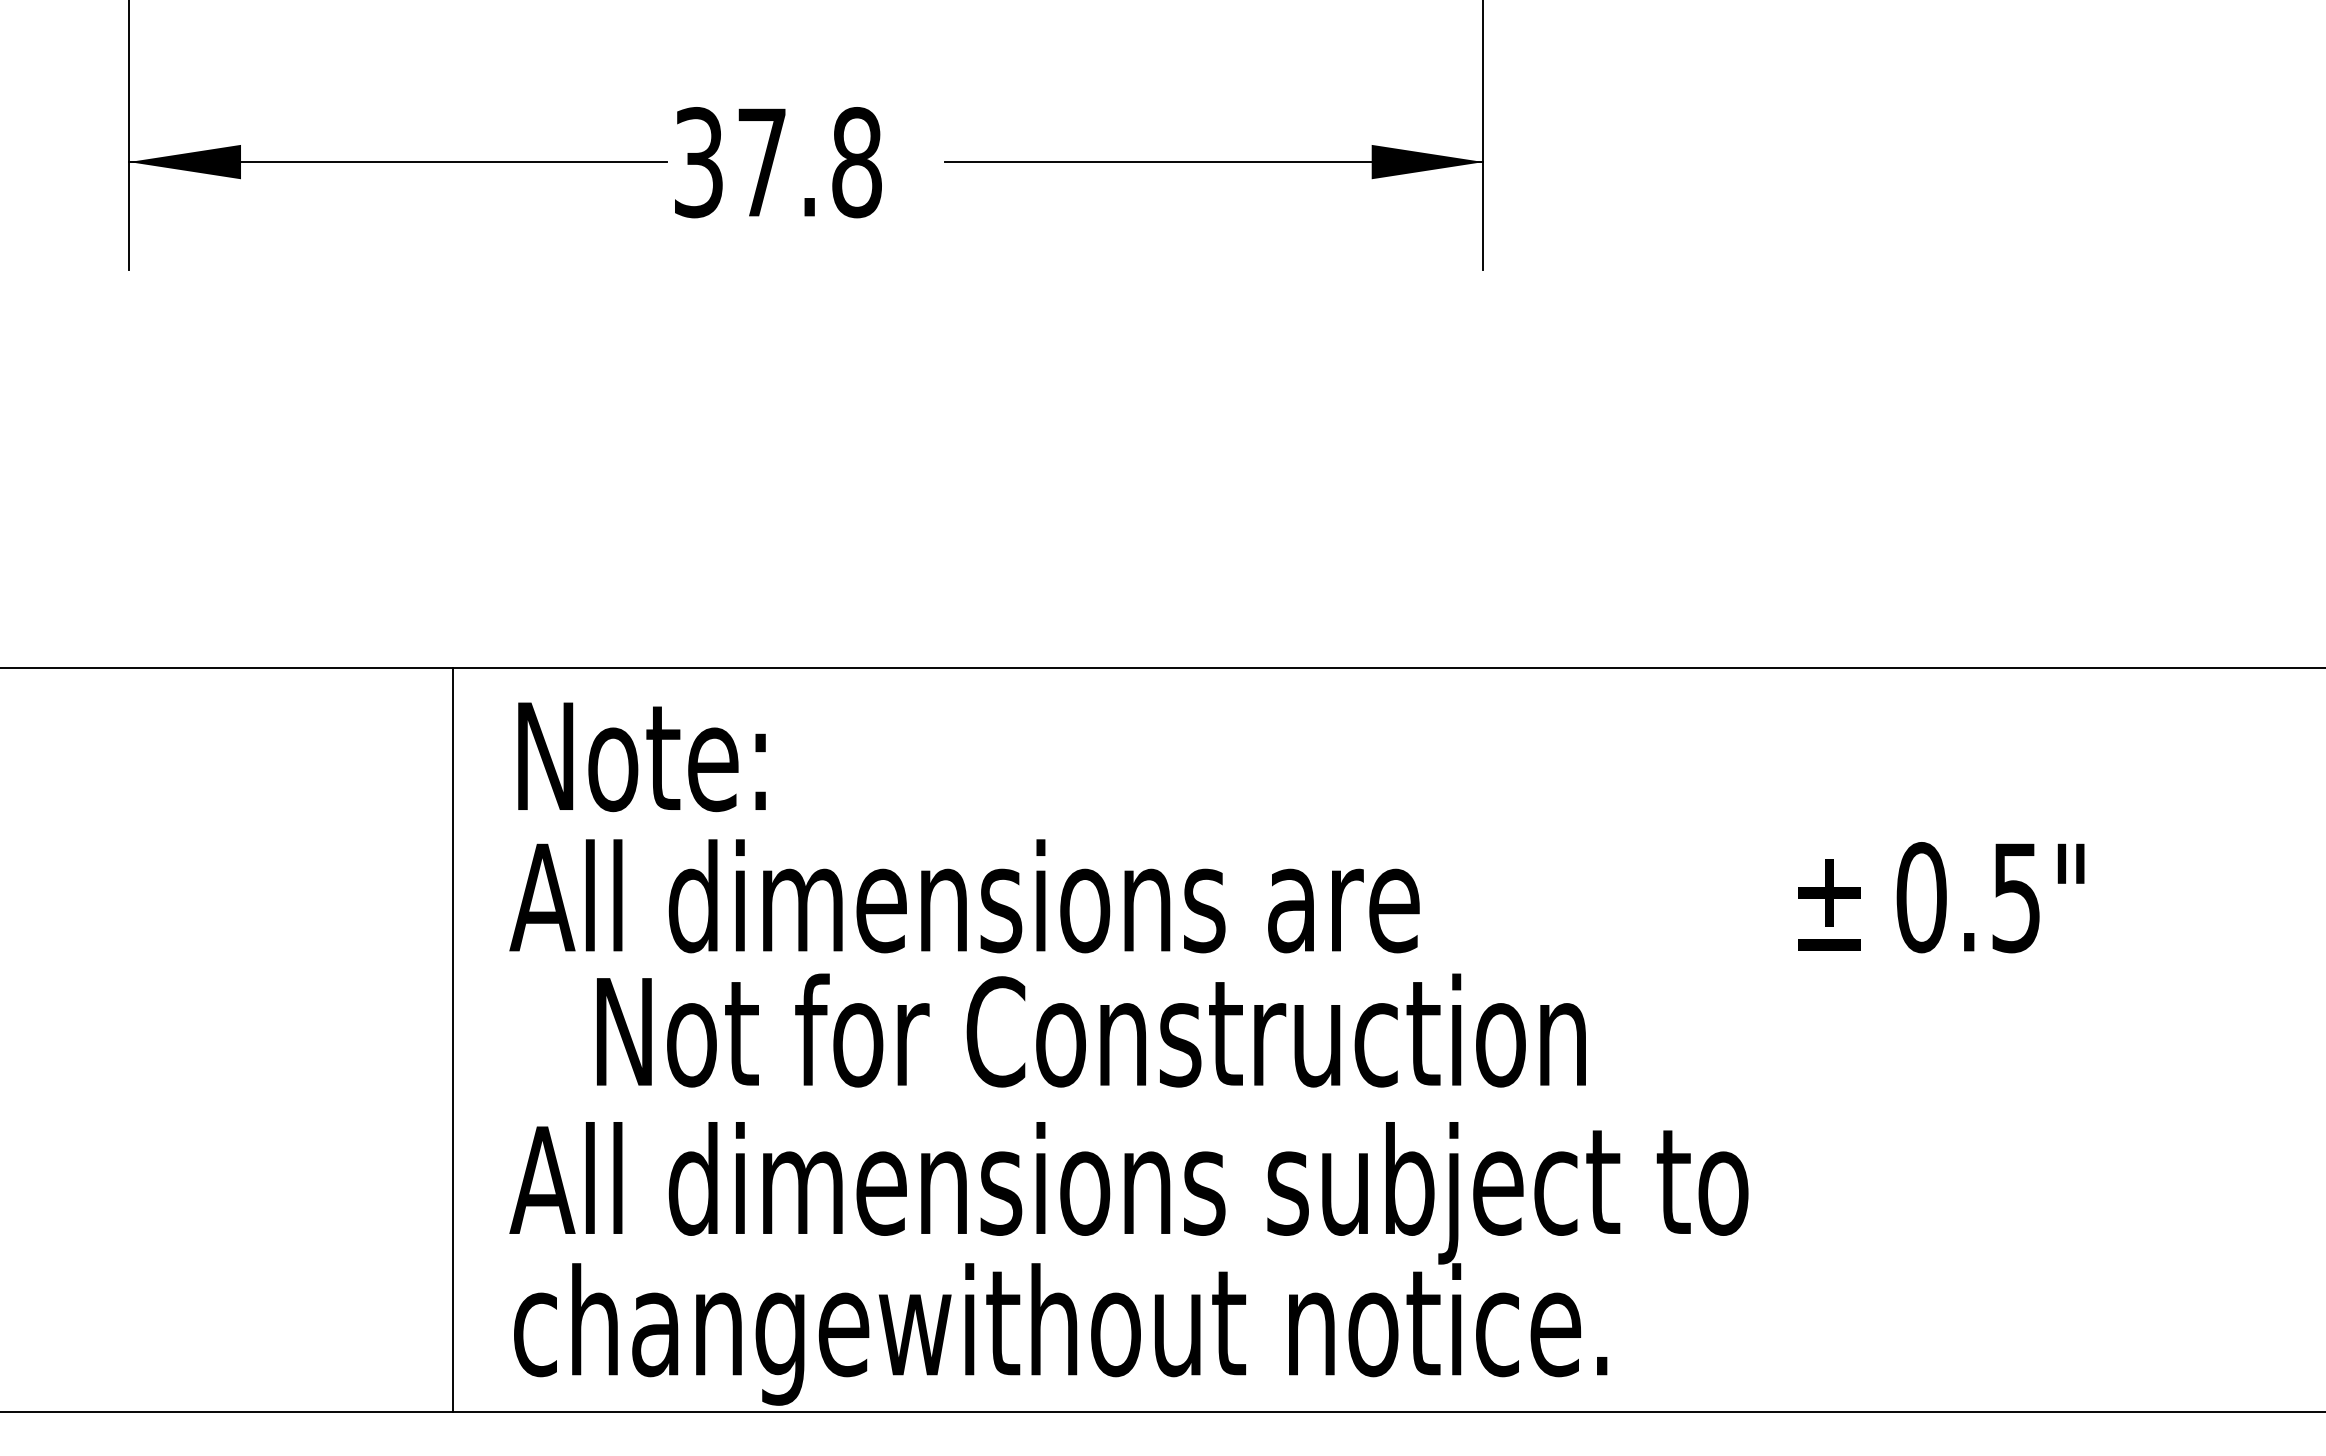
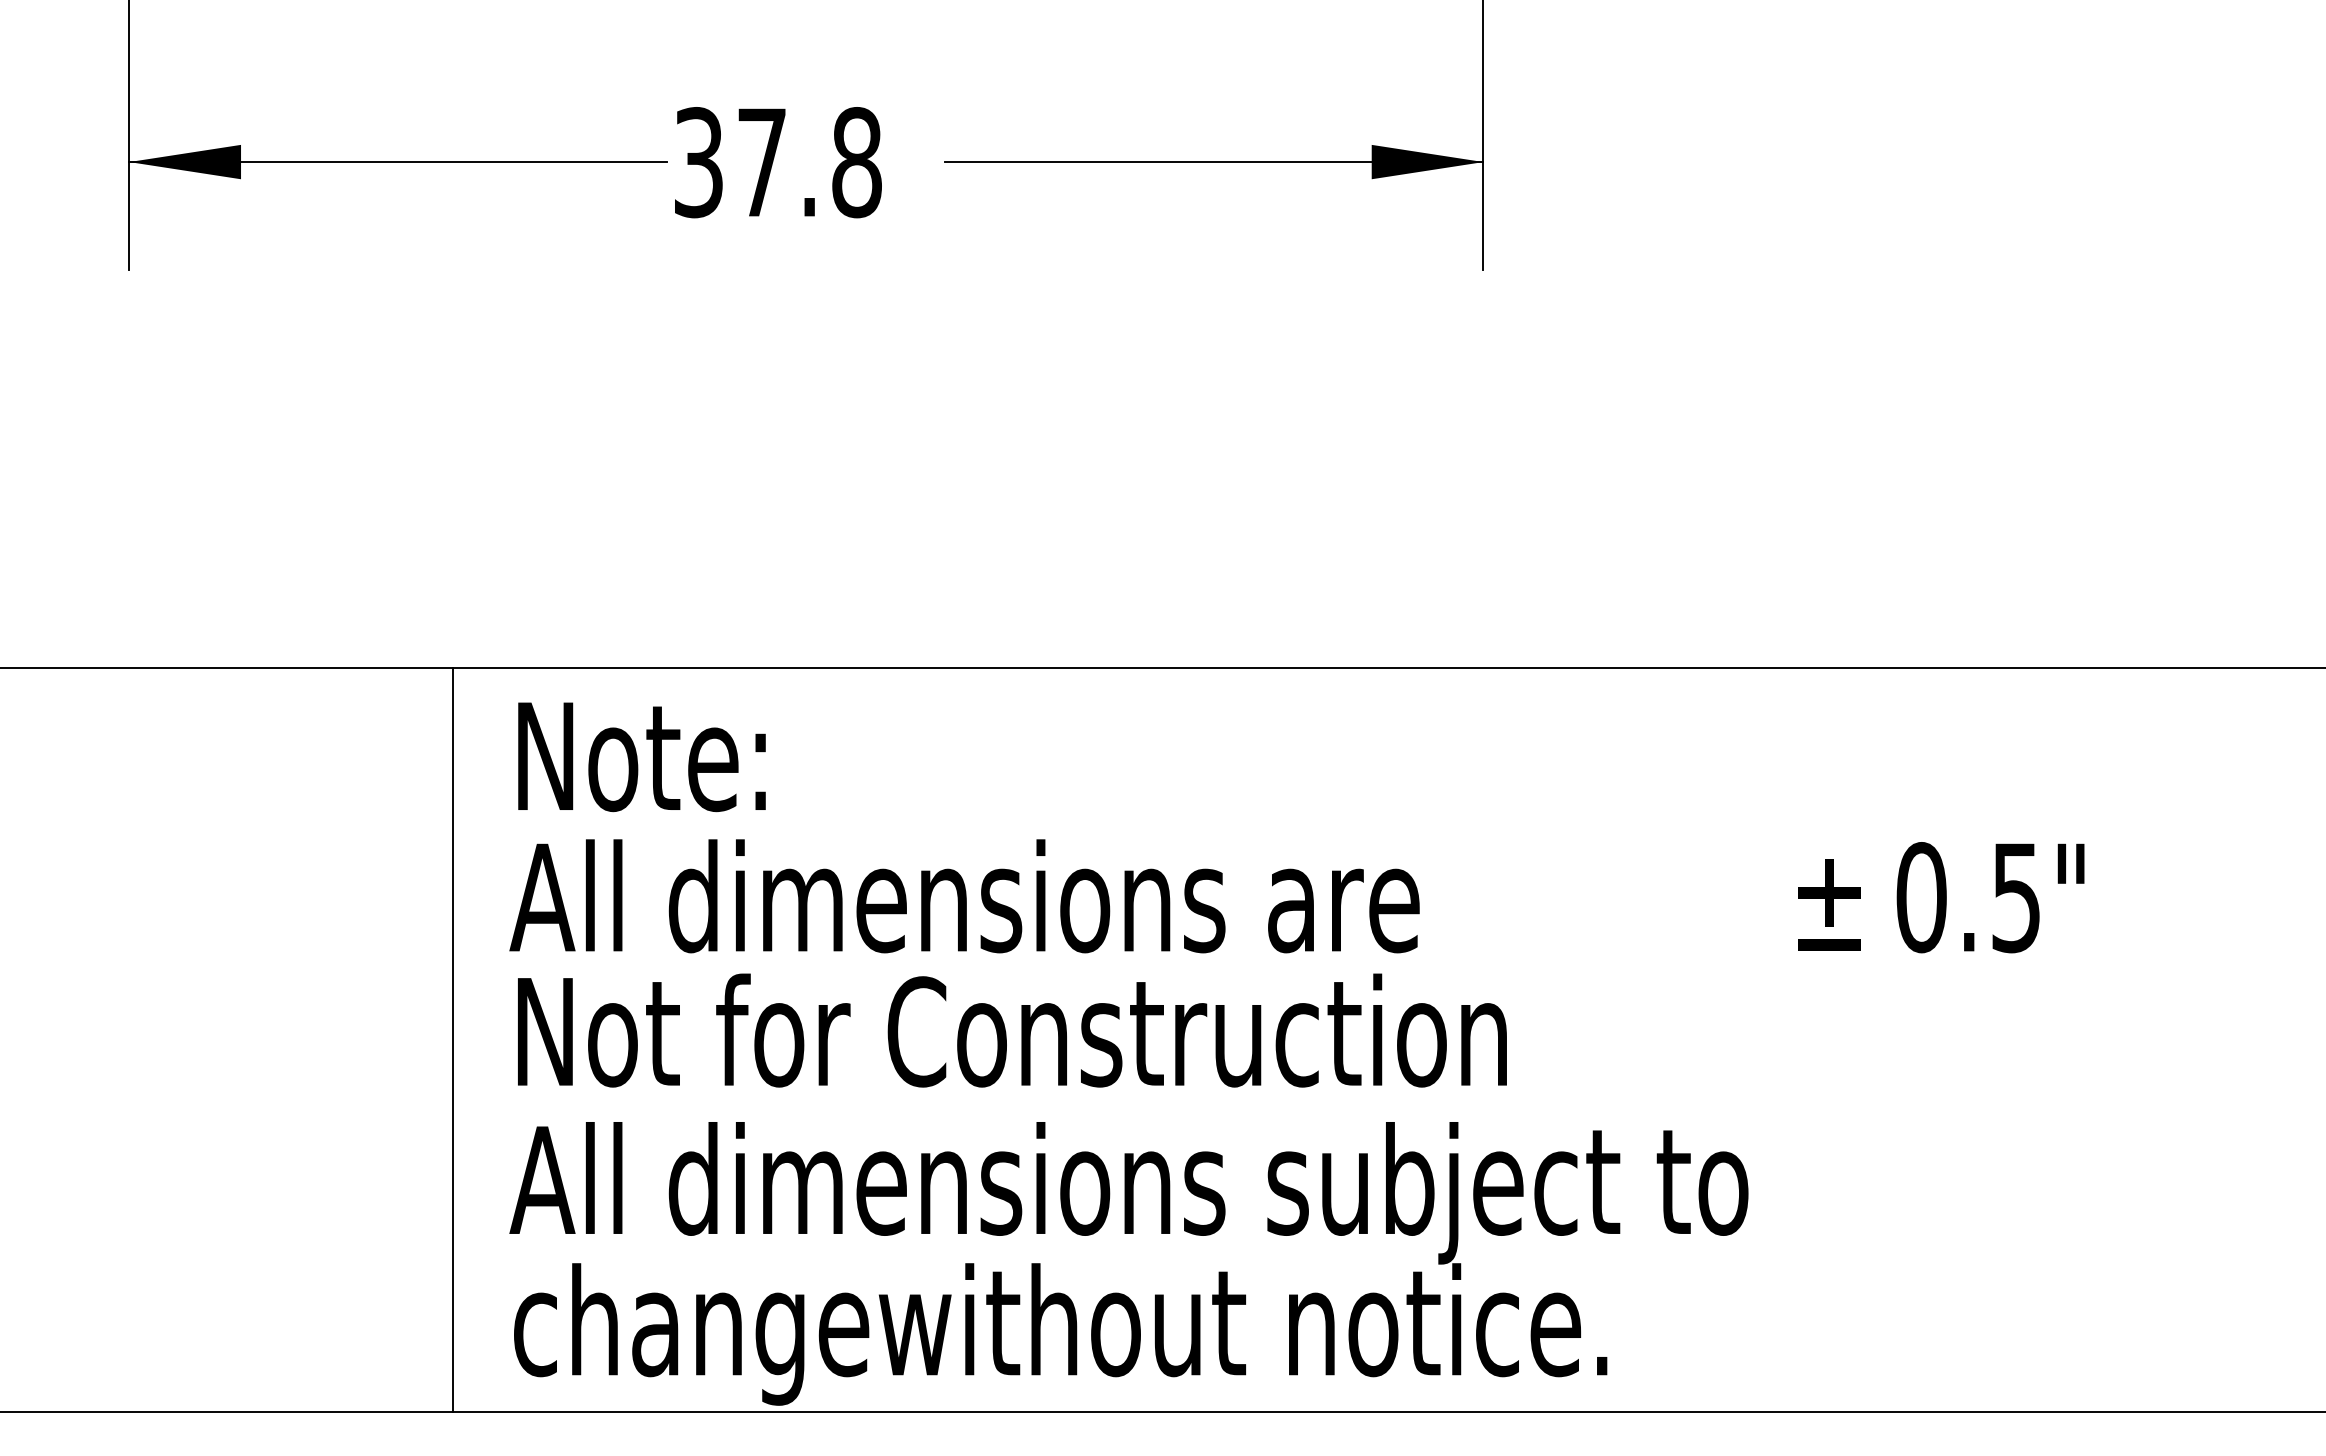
text position: (1091, 1030) -> (1012, 1030) (1012, 1030)
